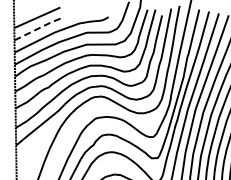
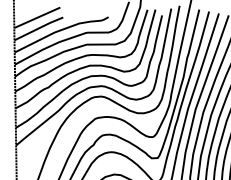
line: dashed -> solid (39, 28)
